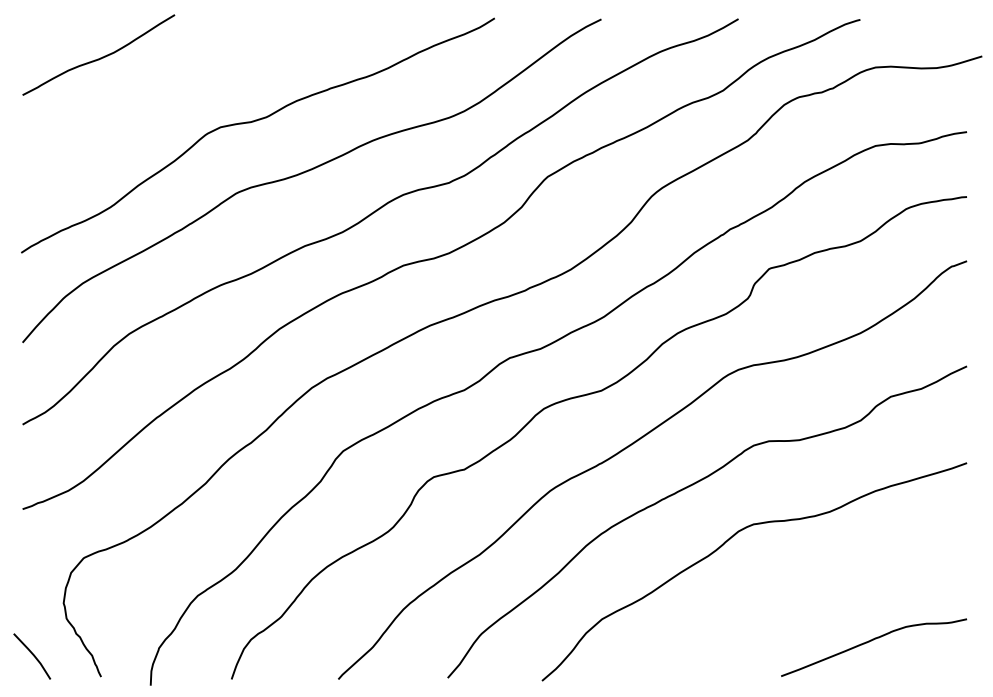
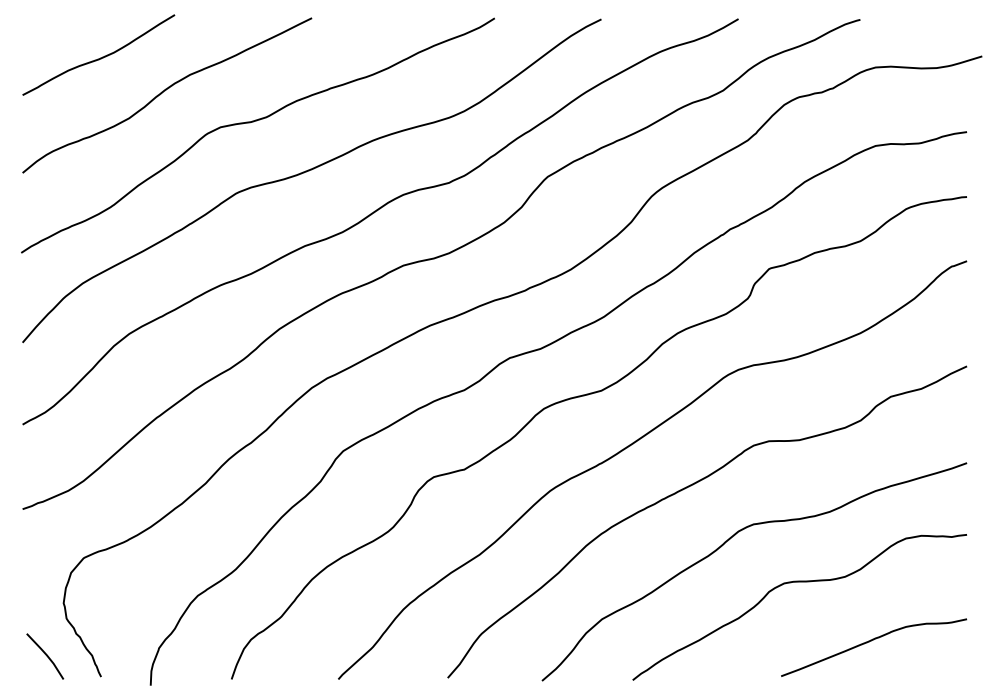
curve: none -> present (165, 91)
curve: none -> present (799, 582)
line position: (32, 655) -> (45, 655) (45, 655)
